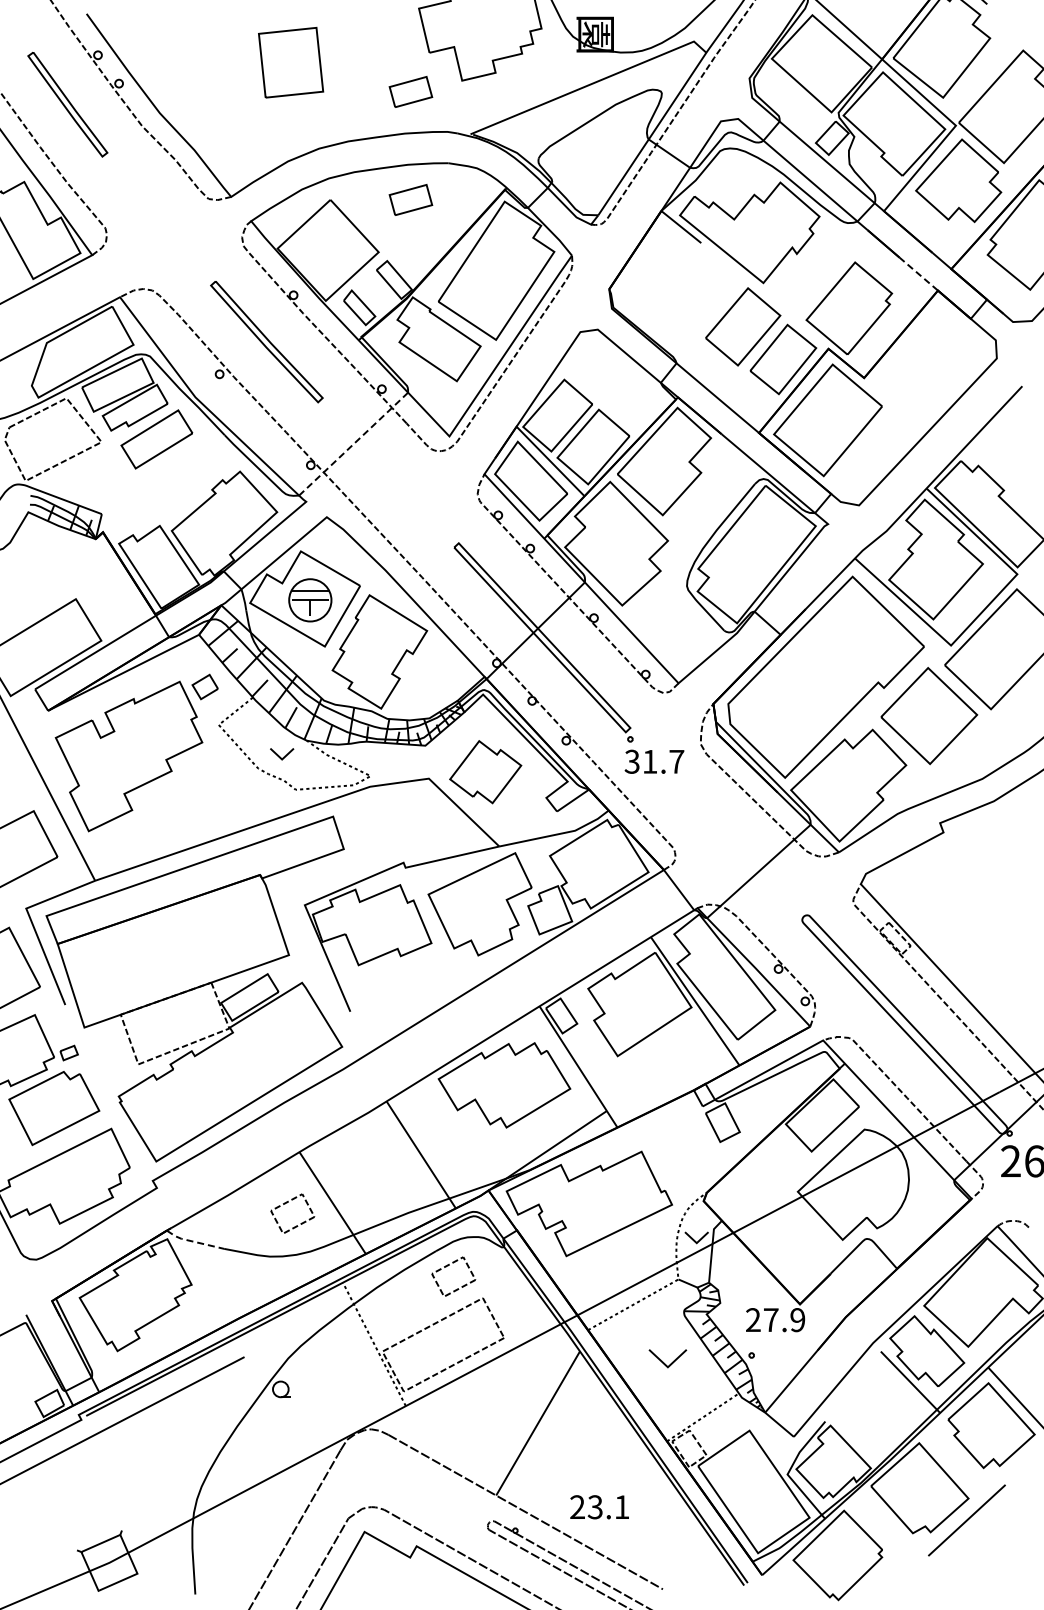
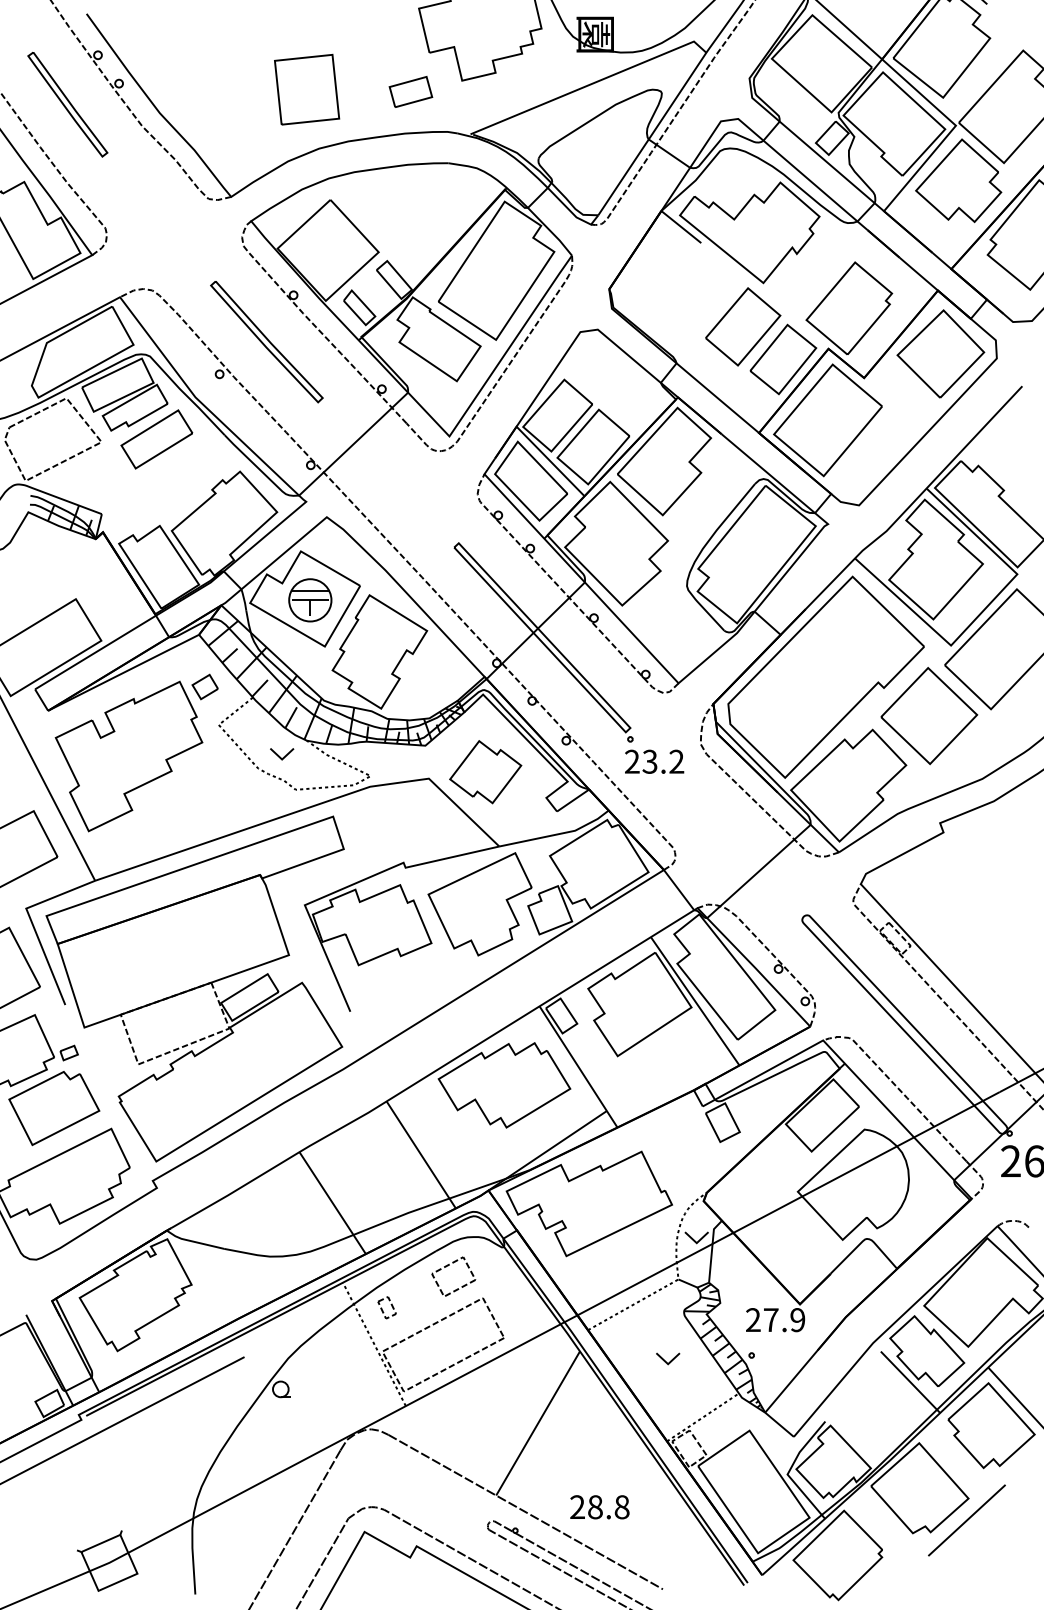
part position: (291, 62) -> (307, 89) (307, 89)
part: present -> none (410, 199)
line: dashed -> solid (918, 273)
part: none -> present (940, 353)
line: dashed -> solid (353, 443)
text: 31.7 -> 23.2 (654, 761)
part: present -> none (287, 1203)
line: dashed -> solid (193, 1241)
part: none -> present (386, 1307)
part size: 40x20 px -> 25x14 px (668, 1358)
text: 23.1 -> 28.8 (608, 1507)
